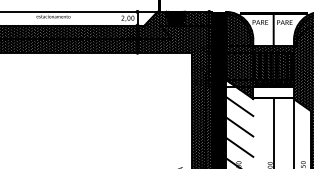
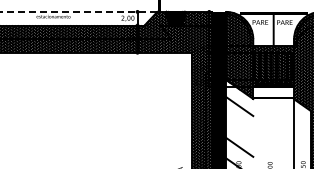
line: solid -> dashed (78, 11)
line: present -> none (239, 126)
line: present -> none (273, 132)
